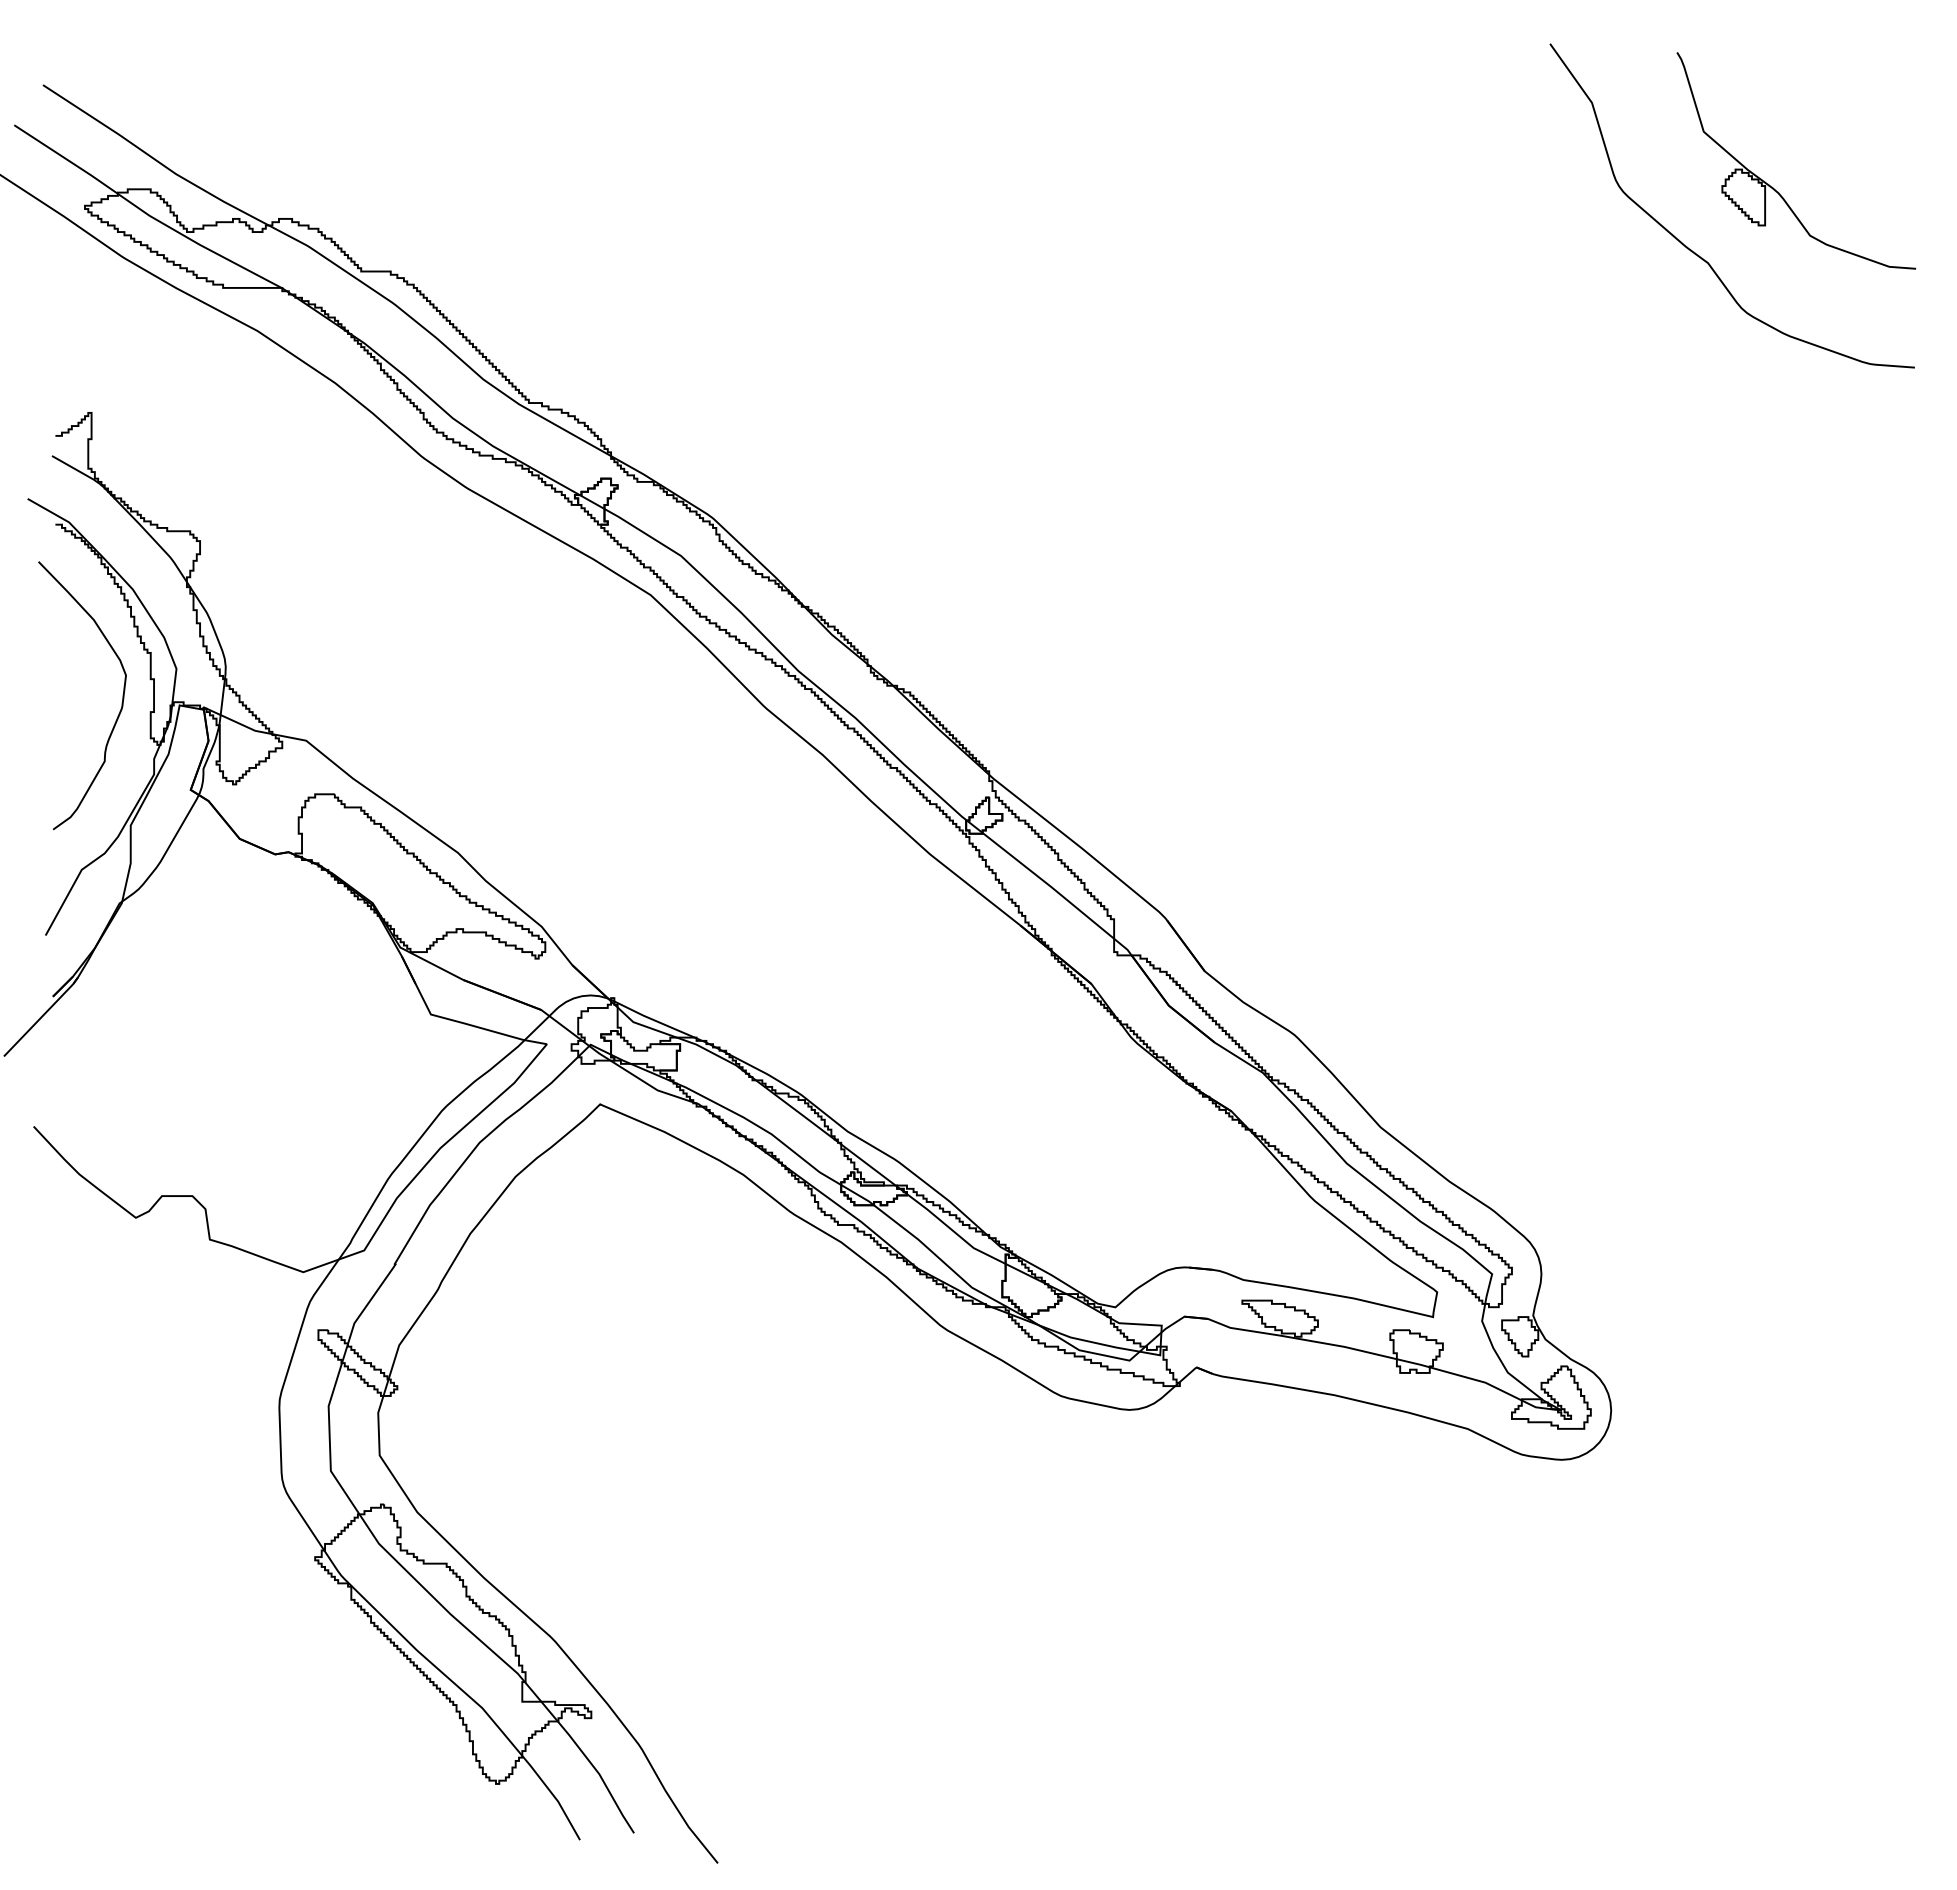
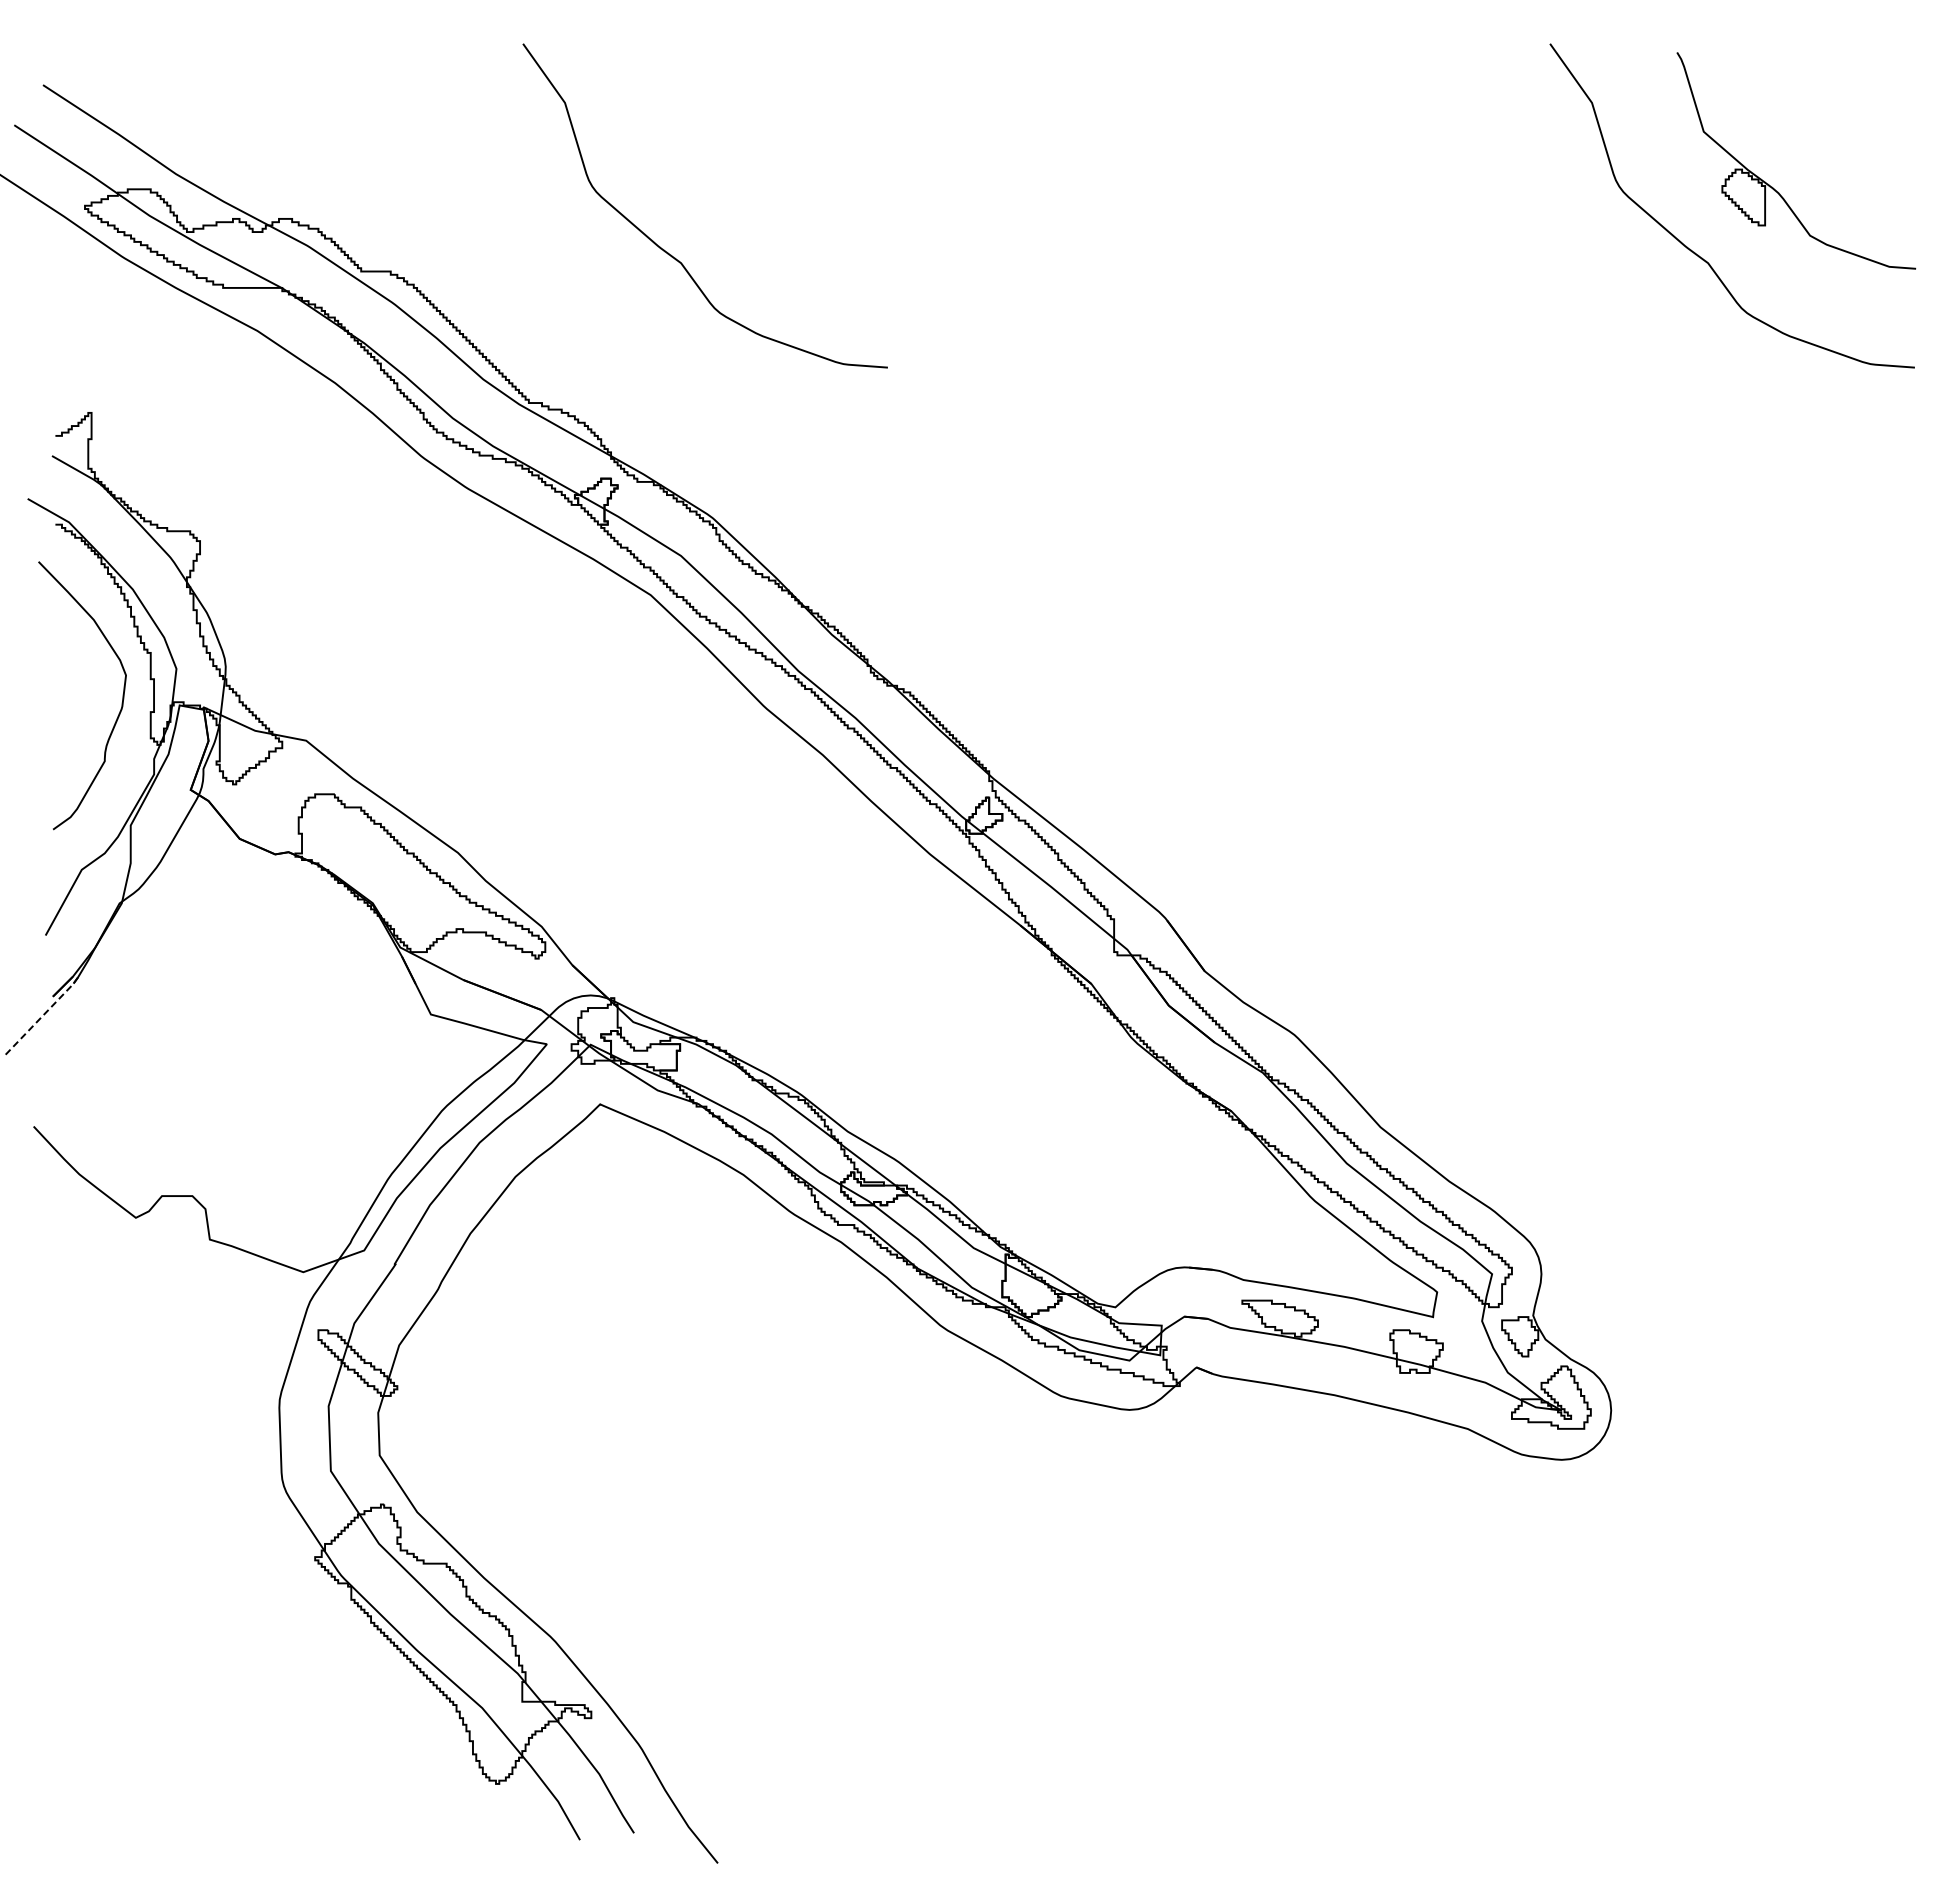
curve: none -> present (671, 254)
line: solid -> dashed (42, 1016)
